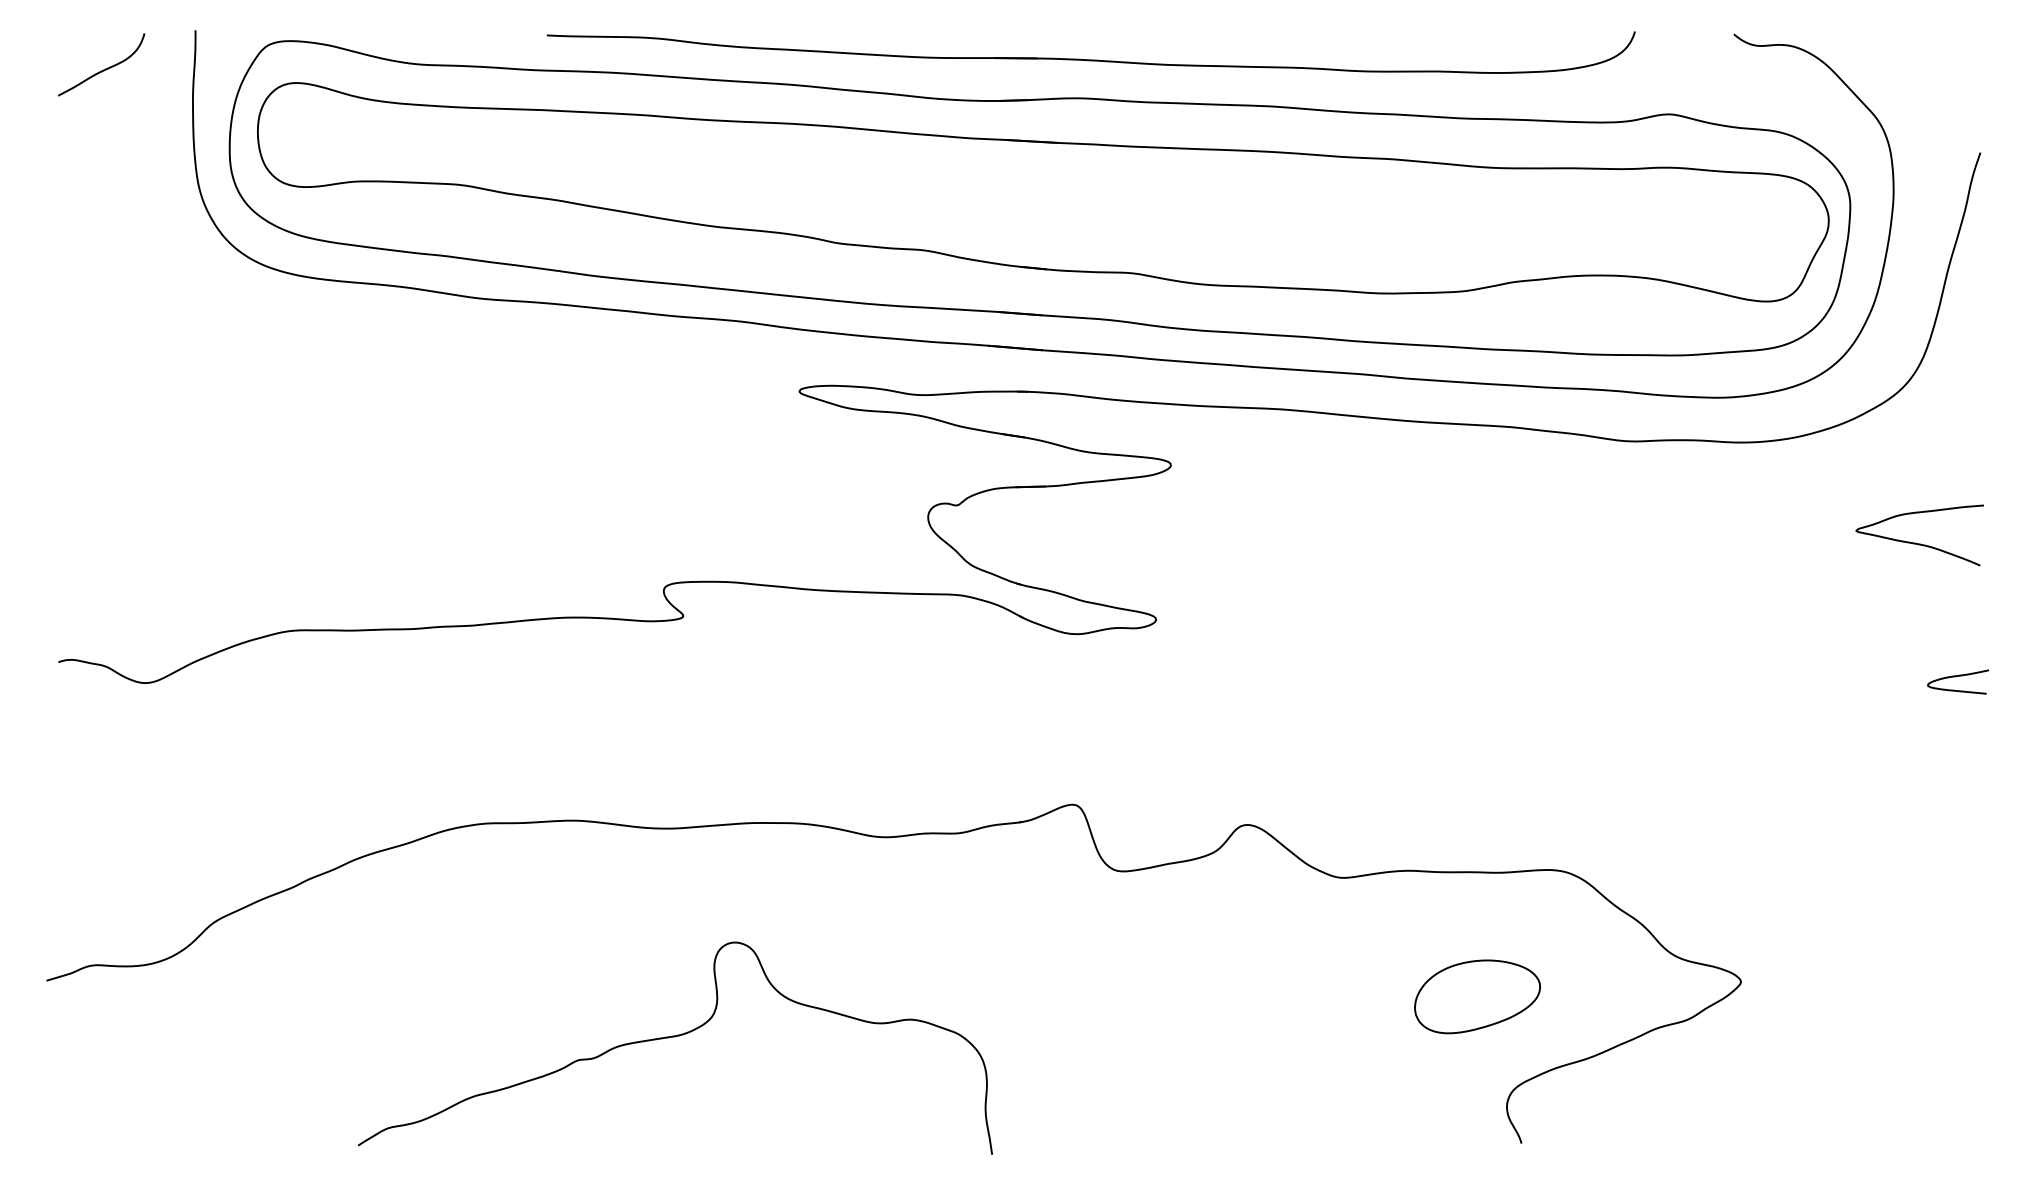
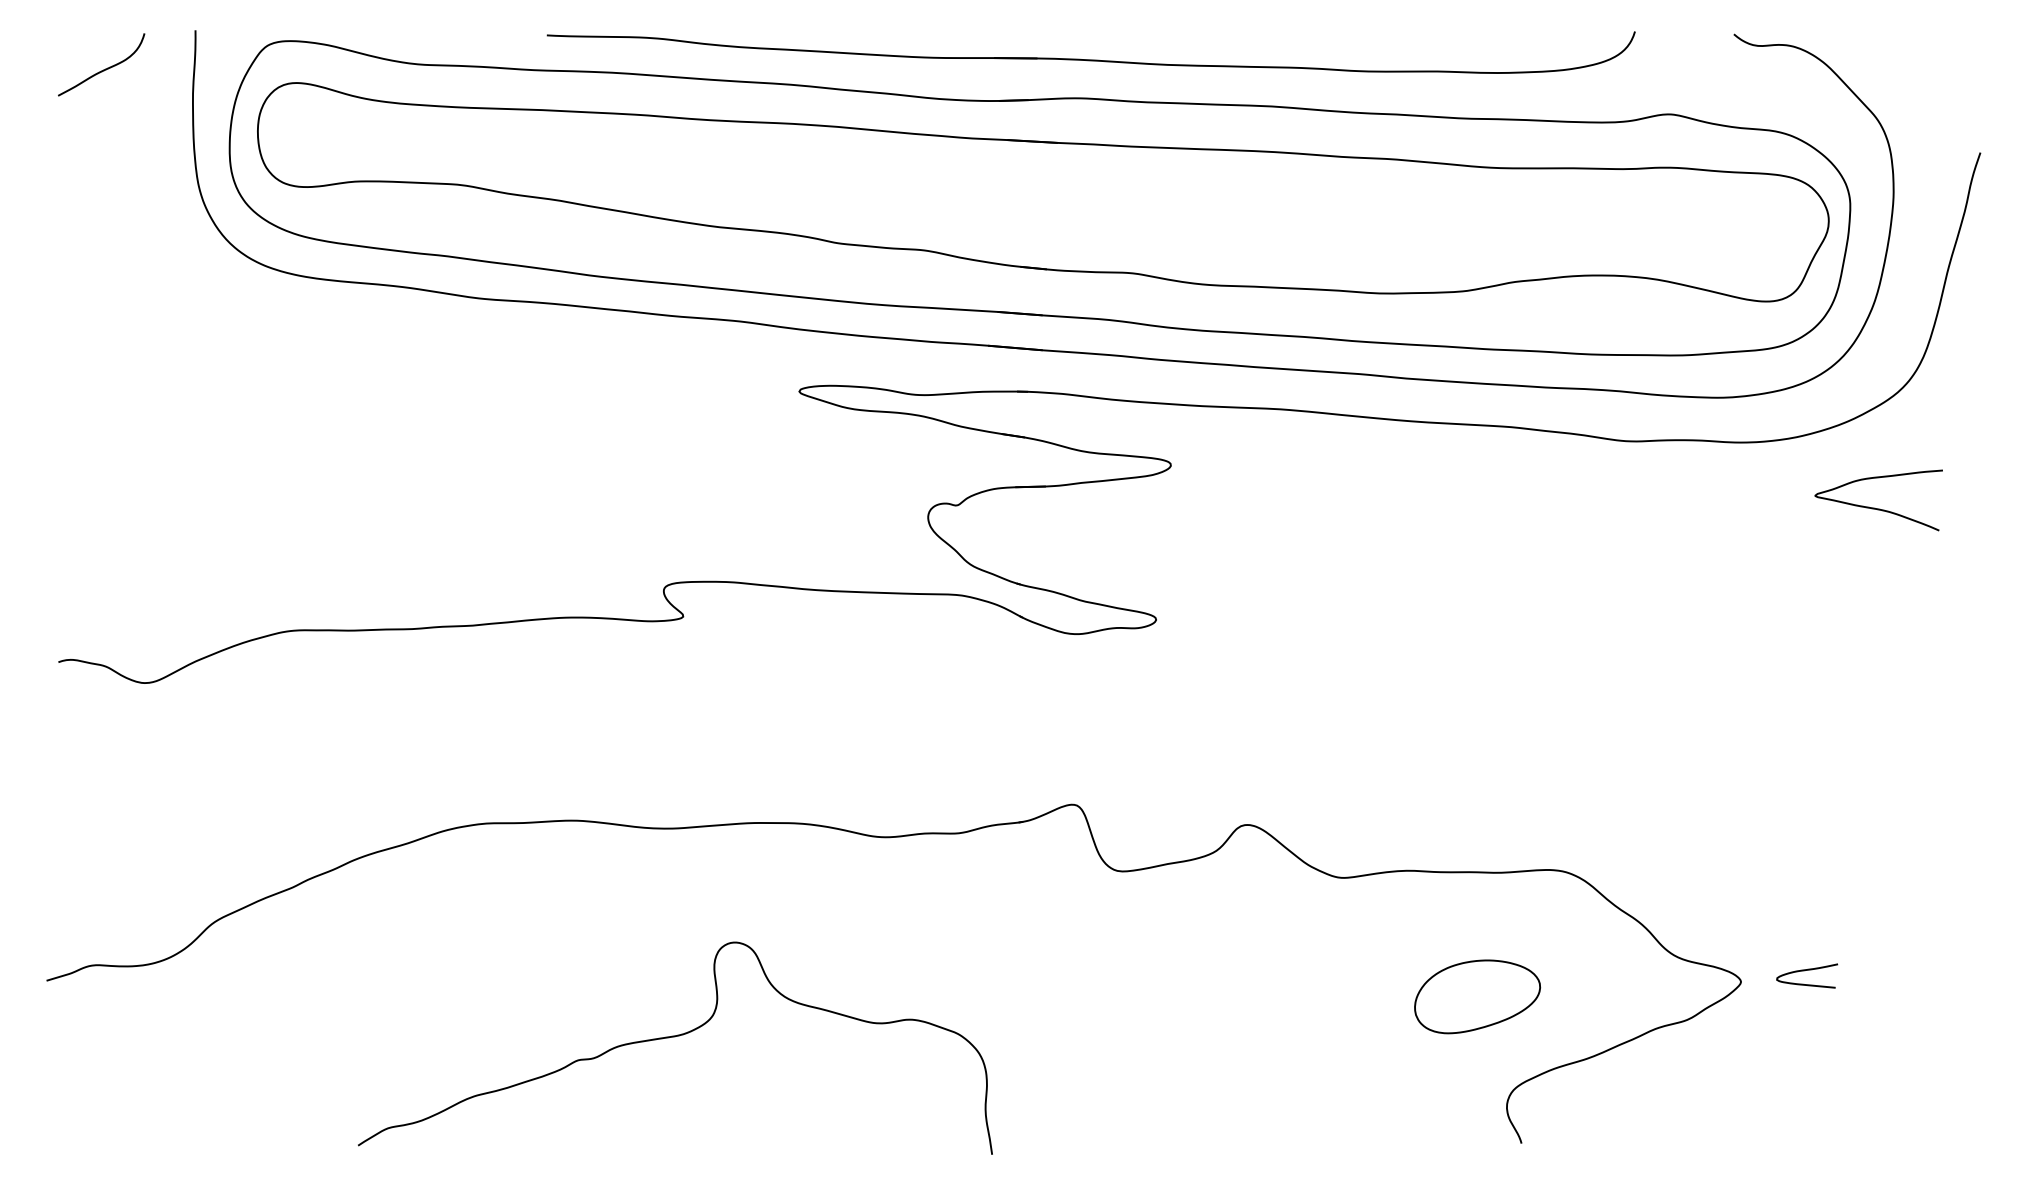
curve position: (1919, 543) -> (1878, 508) (1878, 508)
curve position: (1958, 676) -> (1807, 970) (1807, 970)
